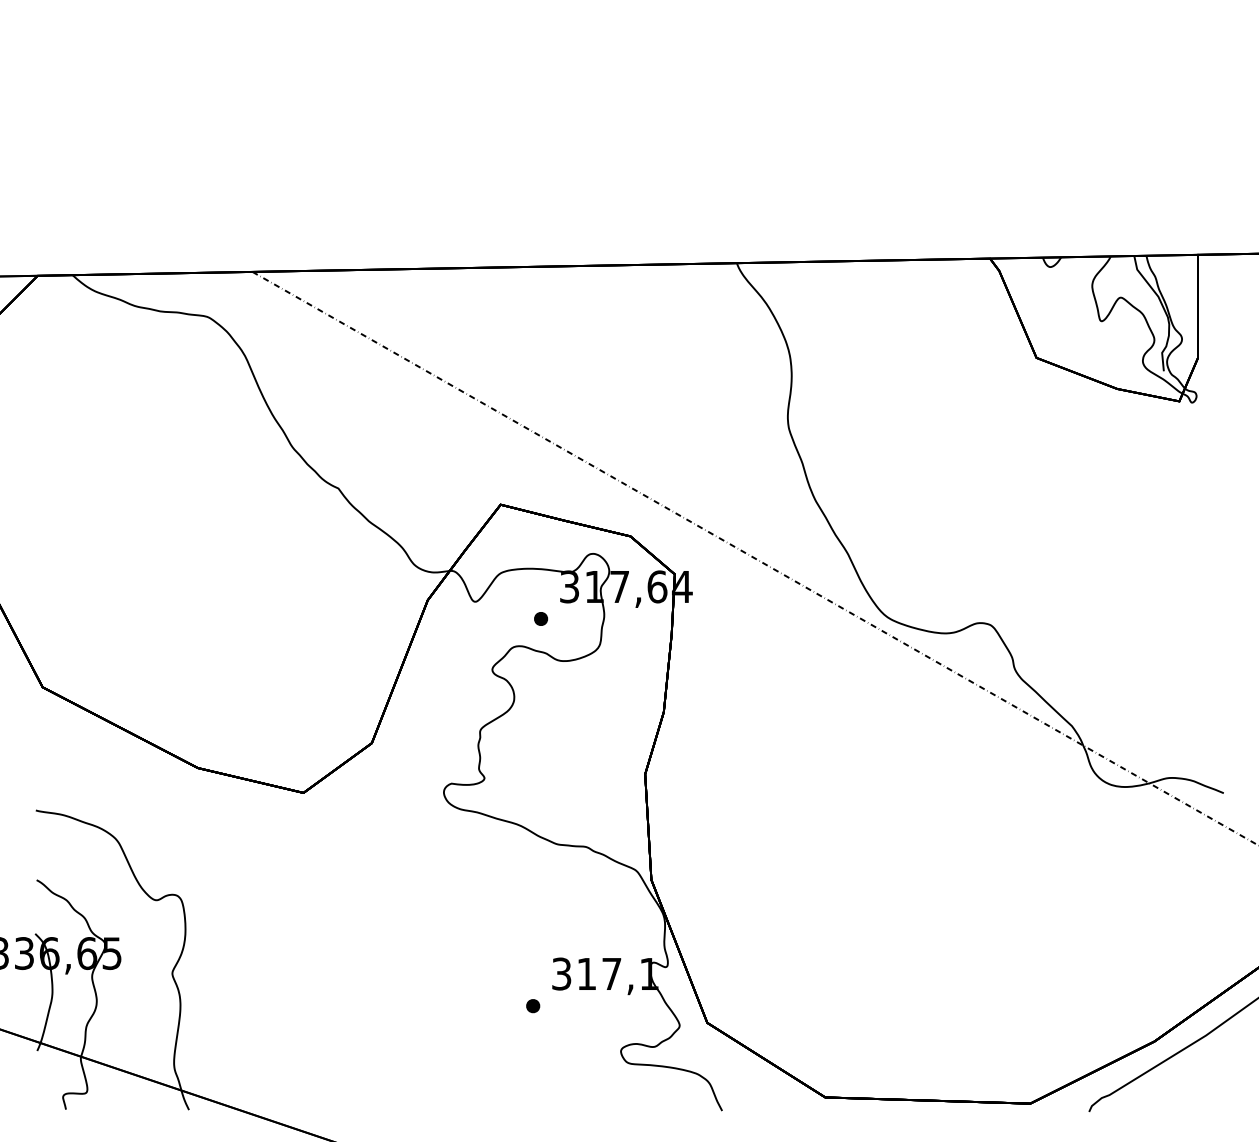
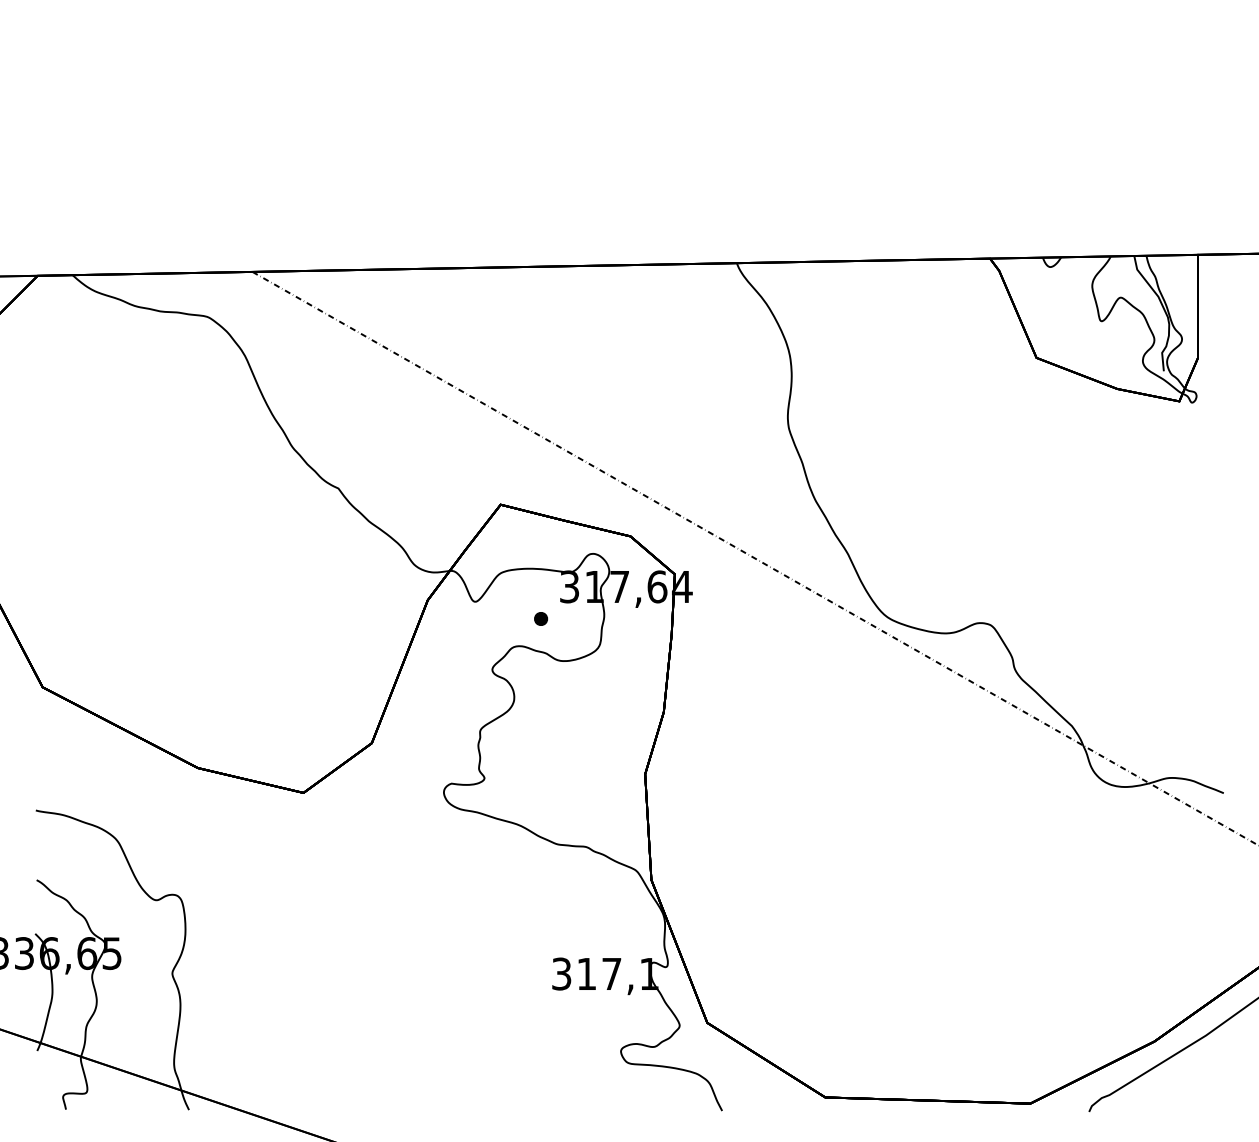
part: present -> none (533, 1006)
